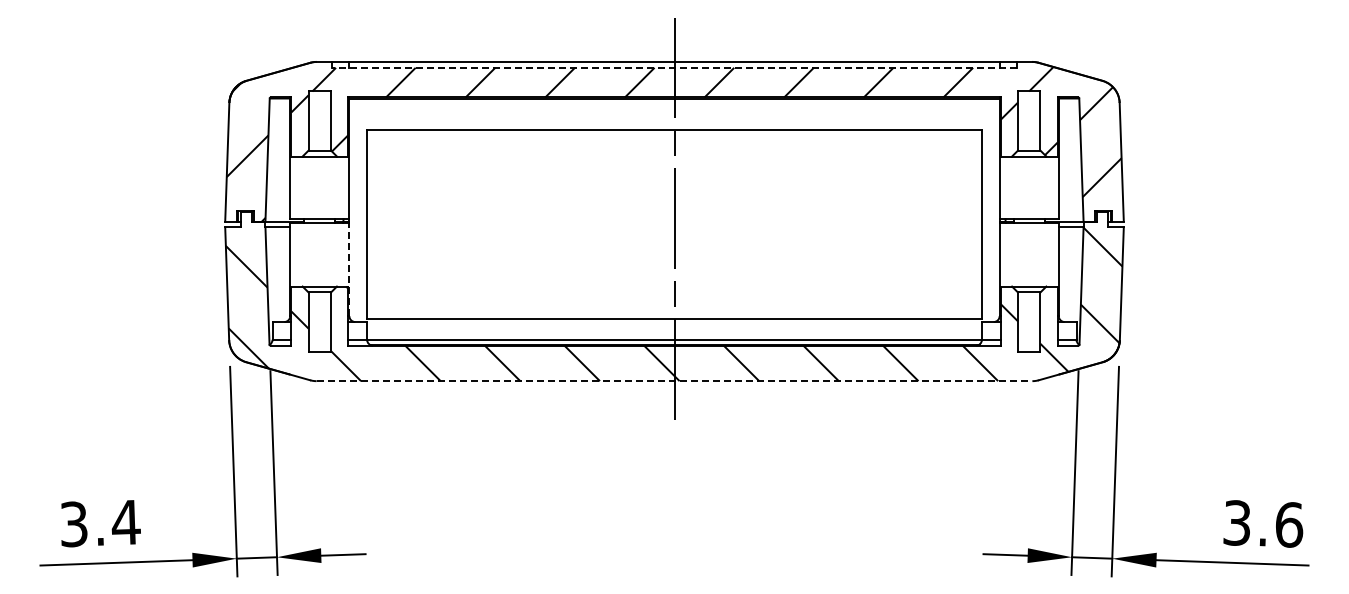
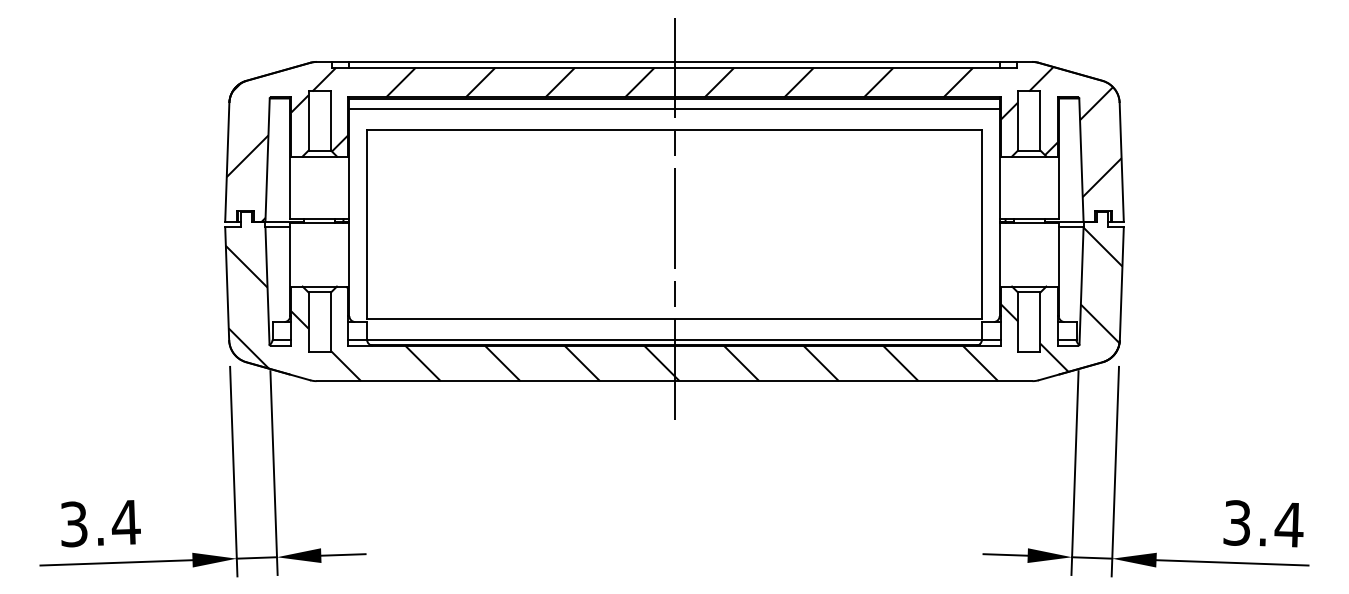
line: dashed -> solid (674, 67)
line: none -> present (674, 109)
line: dashed -> solid (349, 269)
line: dashed -> solid (674, 381)
text: 3.6 -> 3.4 (1288, 524)
